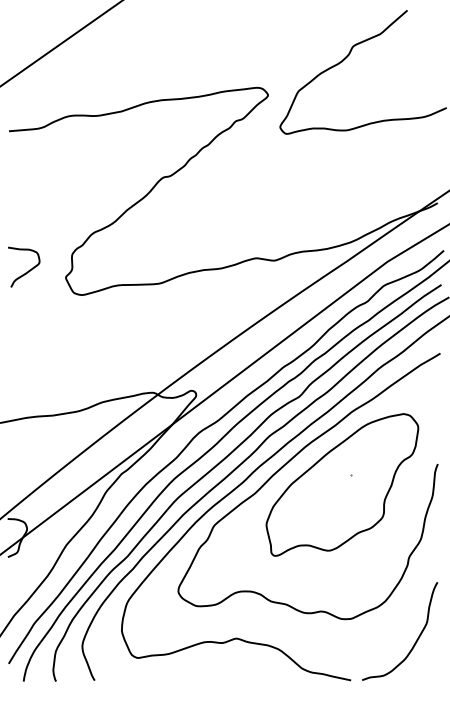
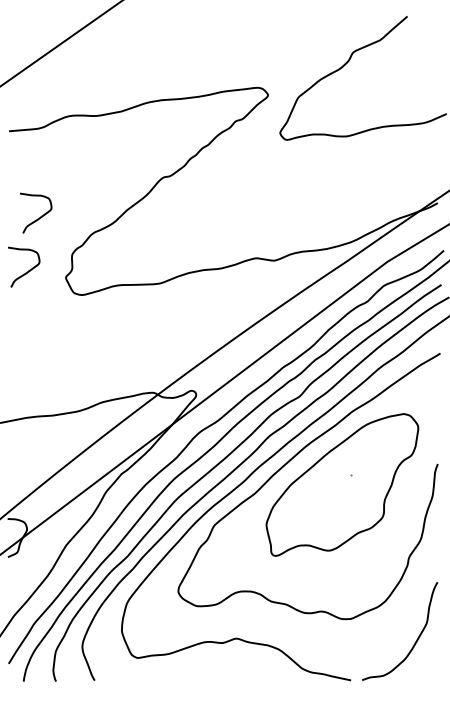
curve position: (347, 57) -> (347, 63) (347, 63)
curve: none -> present (40, 216)
